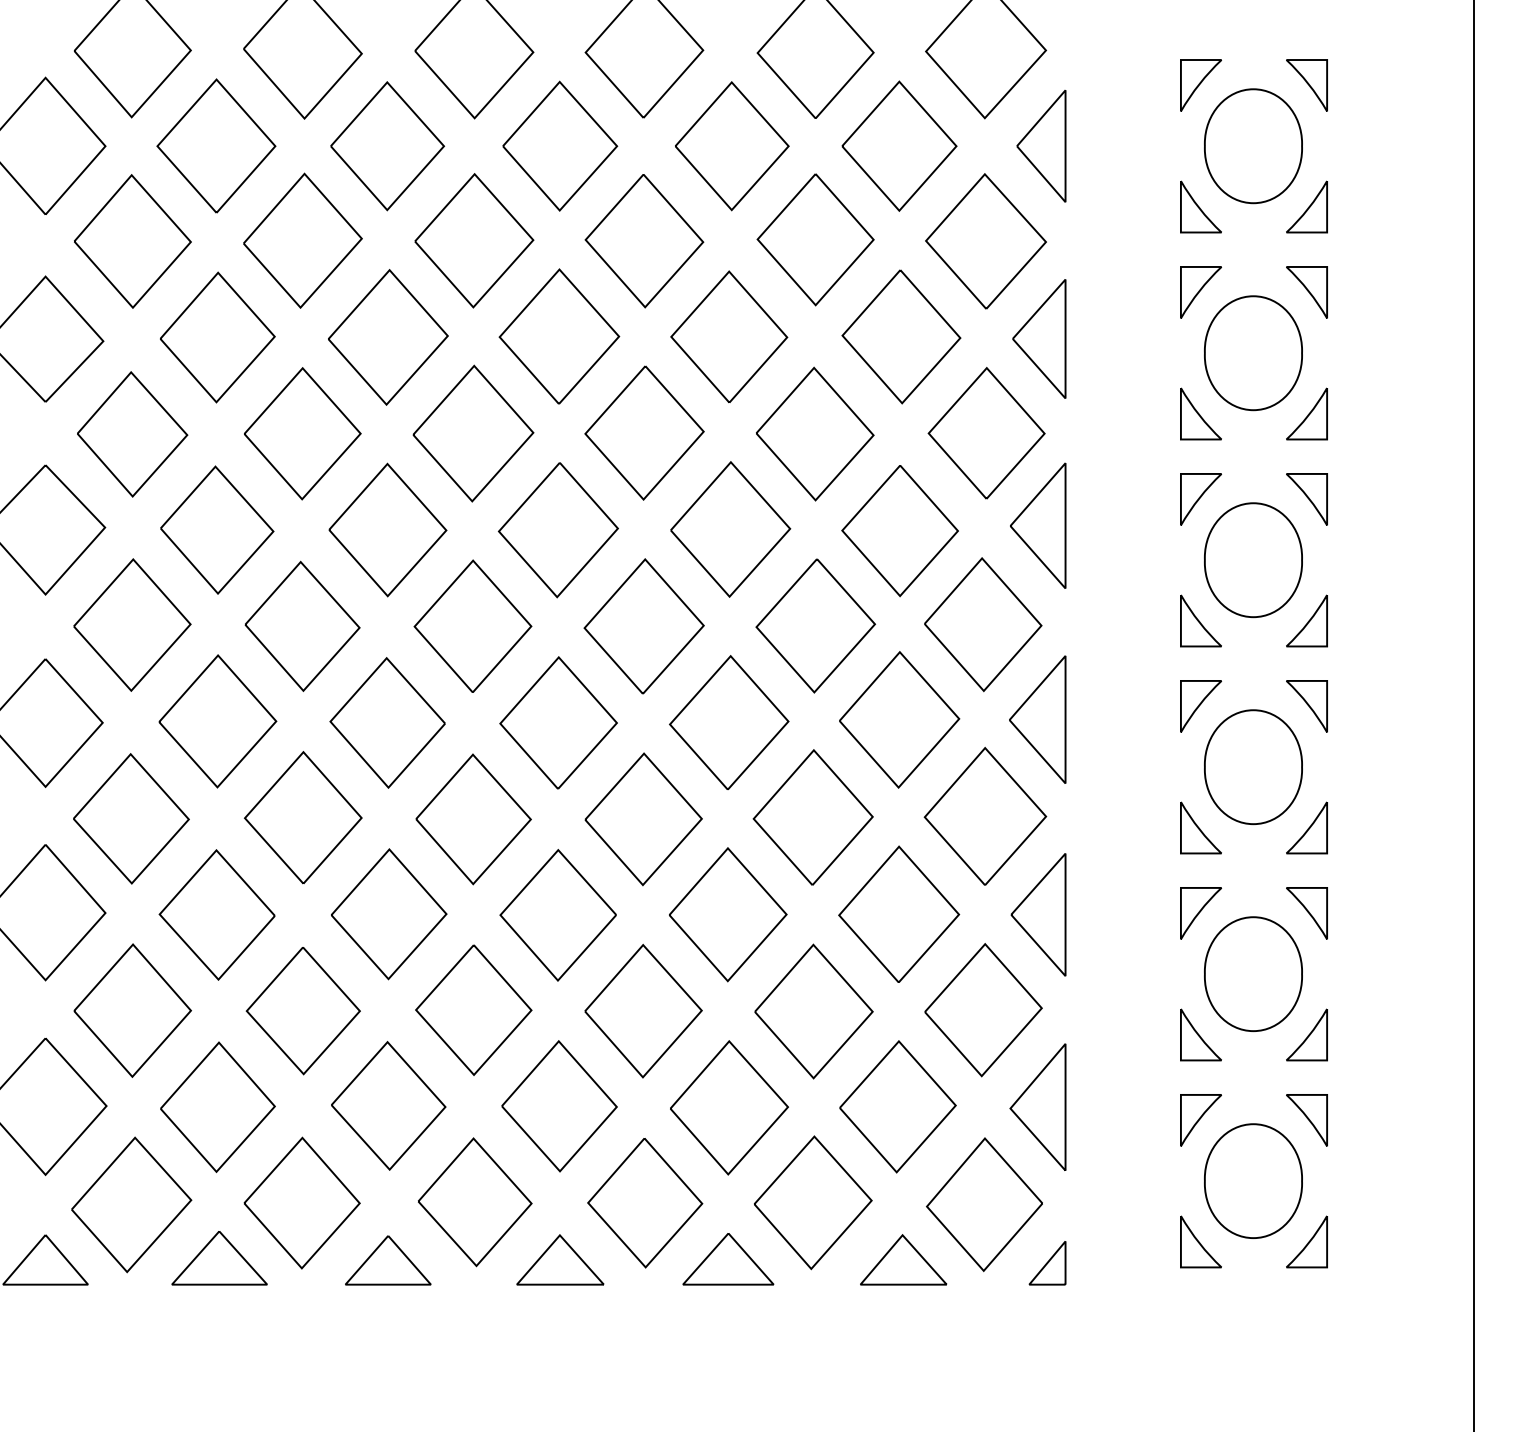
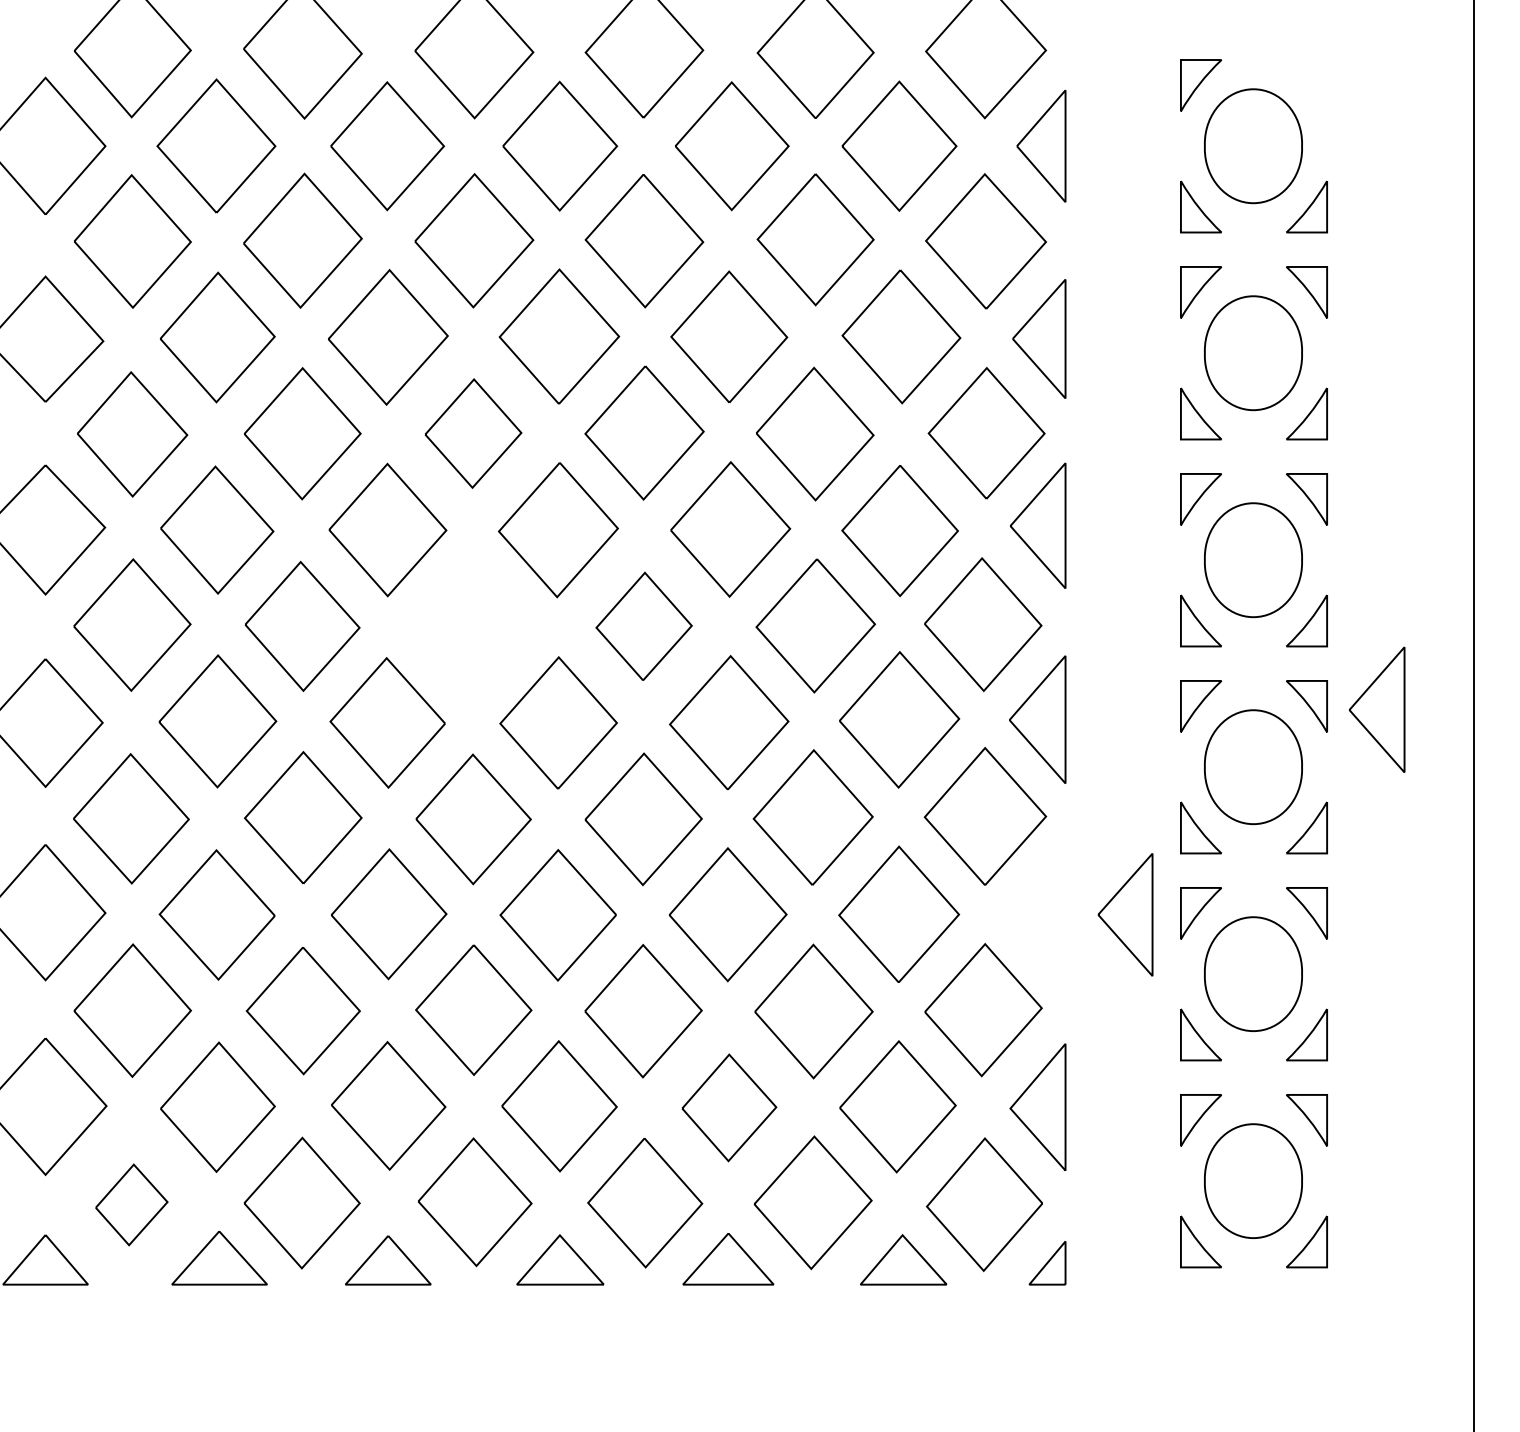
part: present -> none (1306, 85)
part size: 123x139 px -> 99x111 px (473, 433)
part: present -> none (472, 625)
part size: 122x137 px -> 98x110 px (643, 625)
part: none -> present (1377, 709)
part position: (1038, 914) -> (1125, 914) (1125, 914)
part size: 119x136 px -> 97x110 px (729, 1107)
part size: 122x138 px -> 74x84 px (131, 1204)
